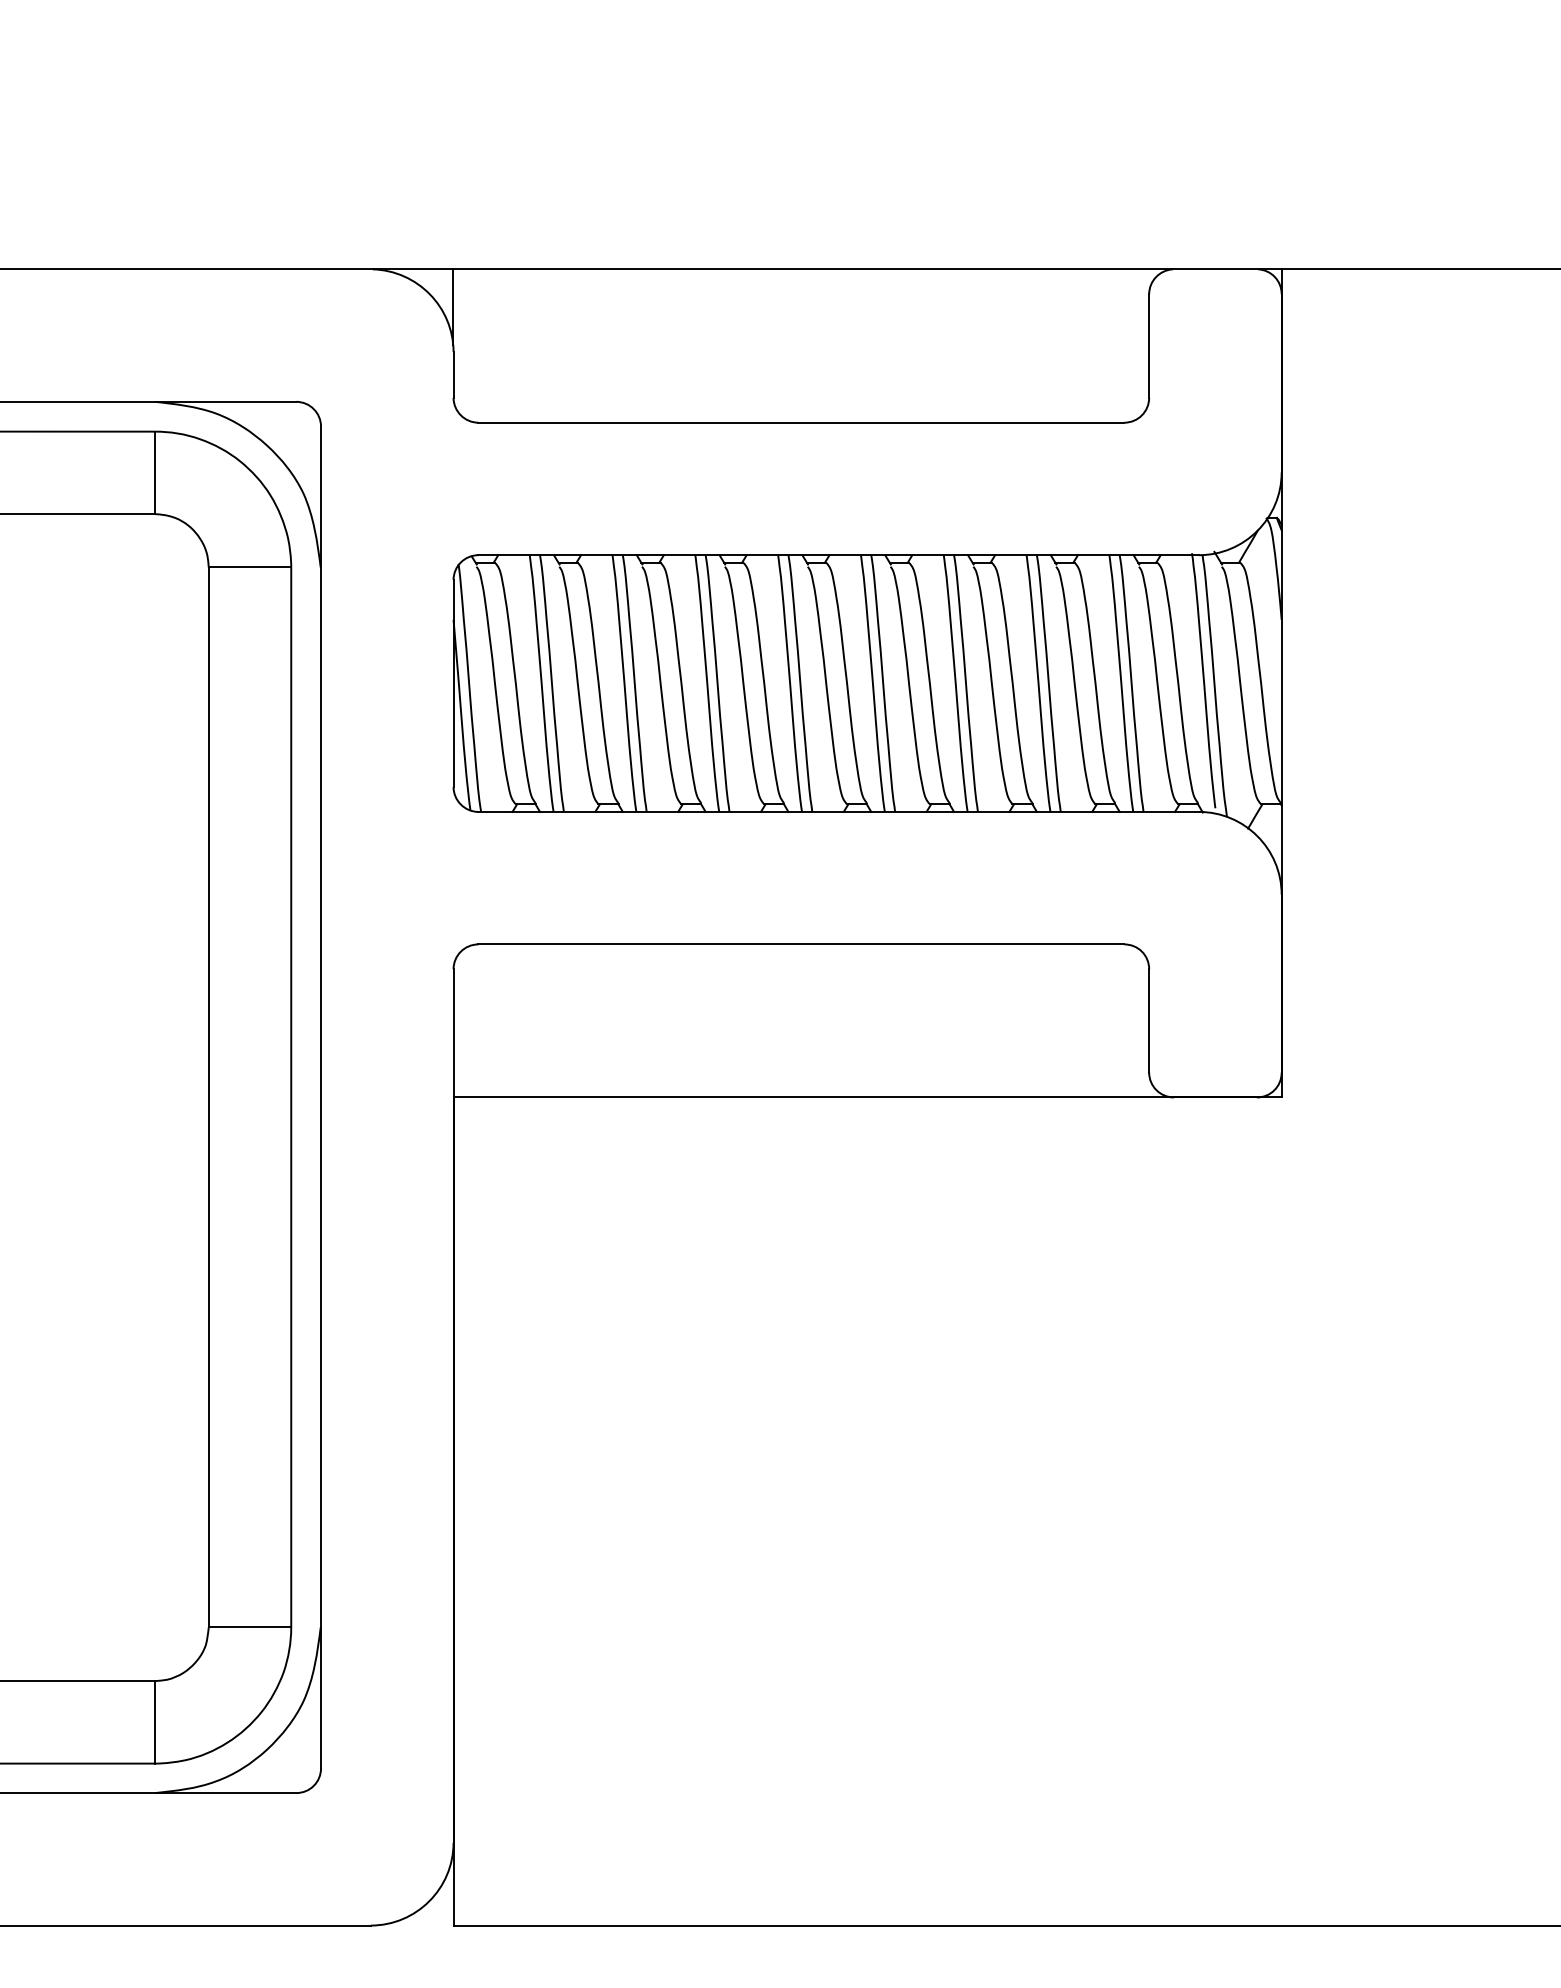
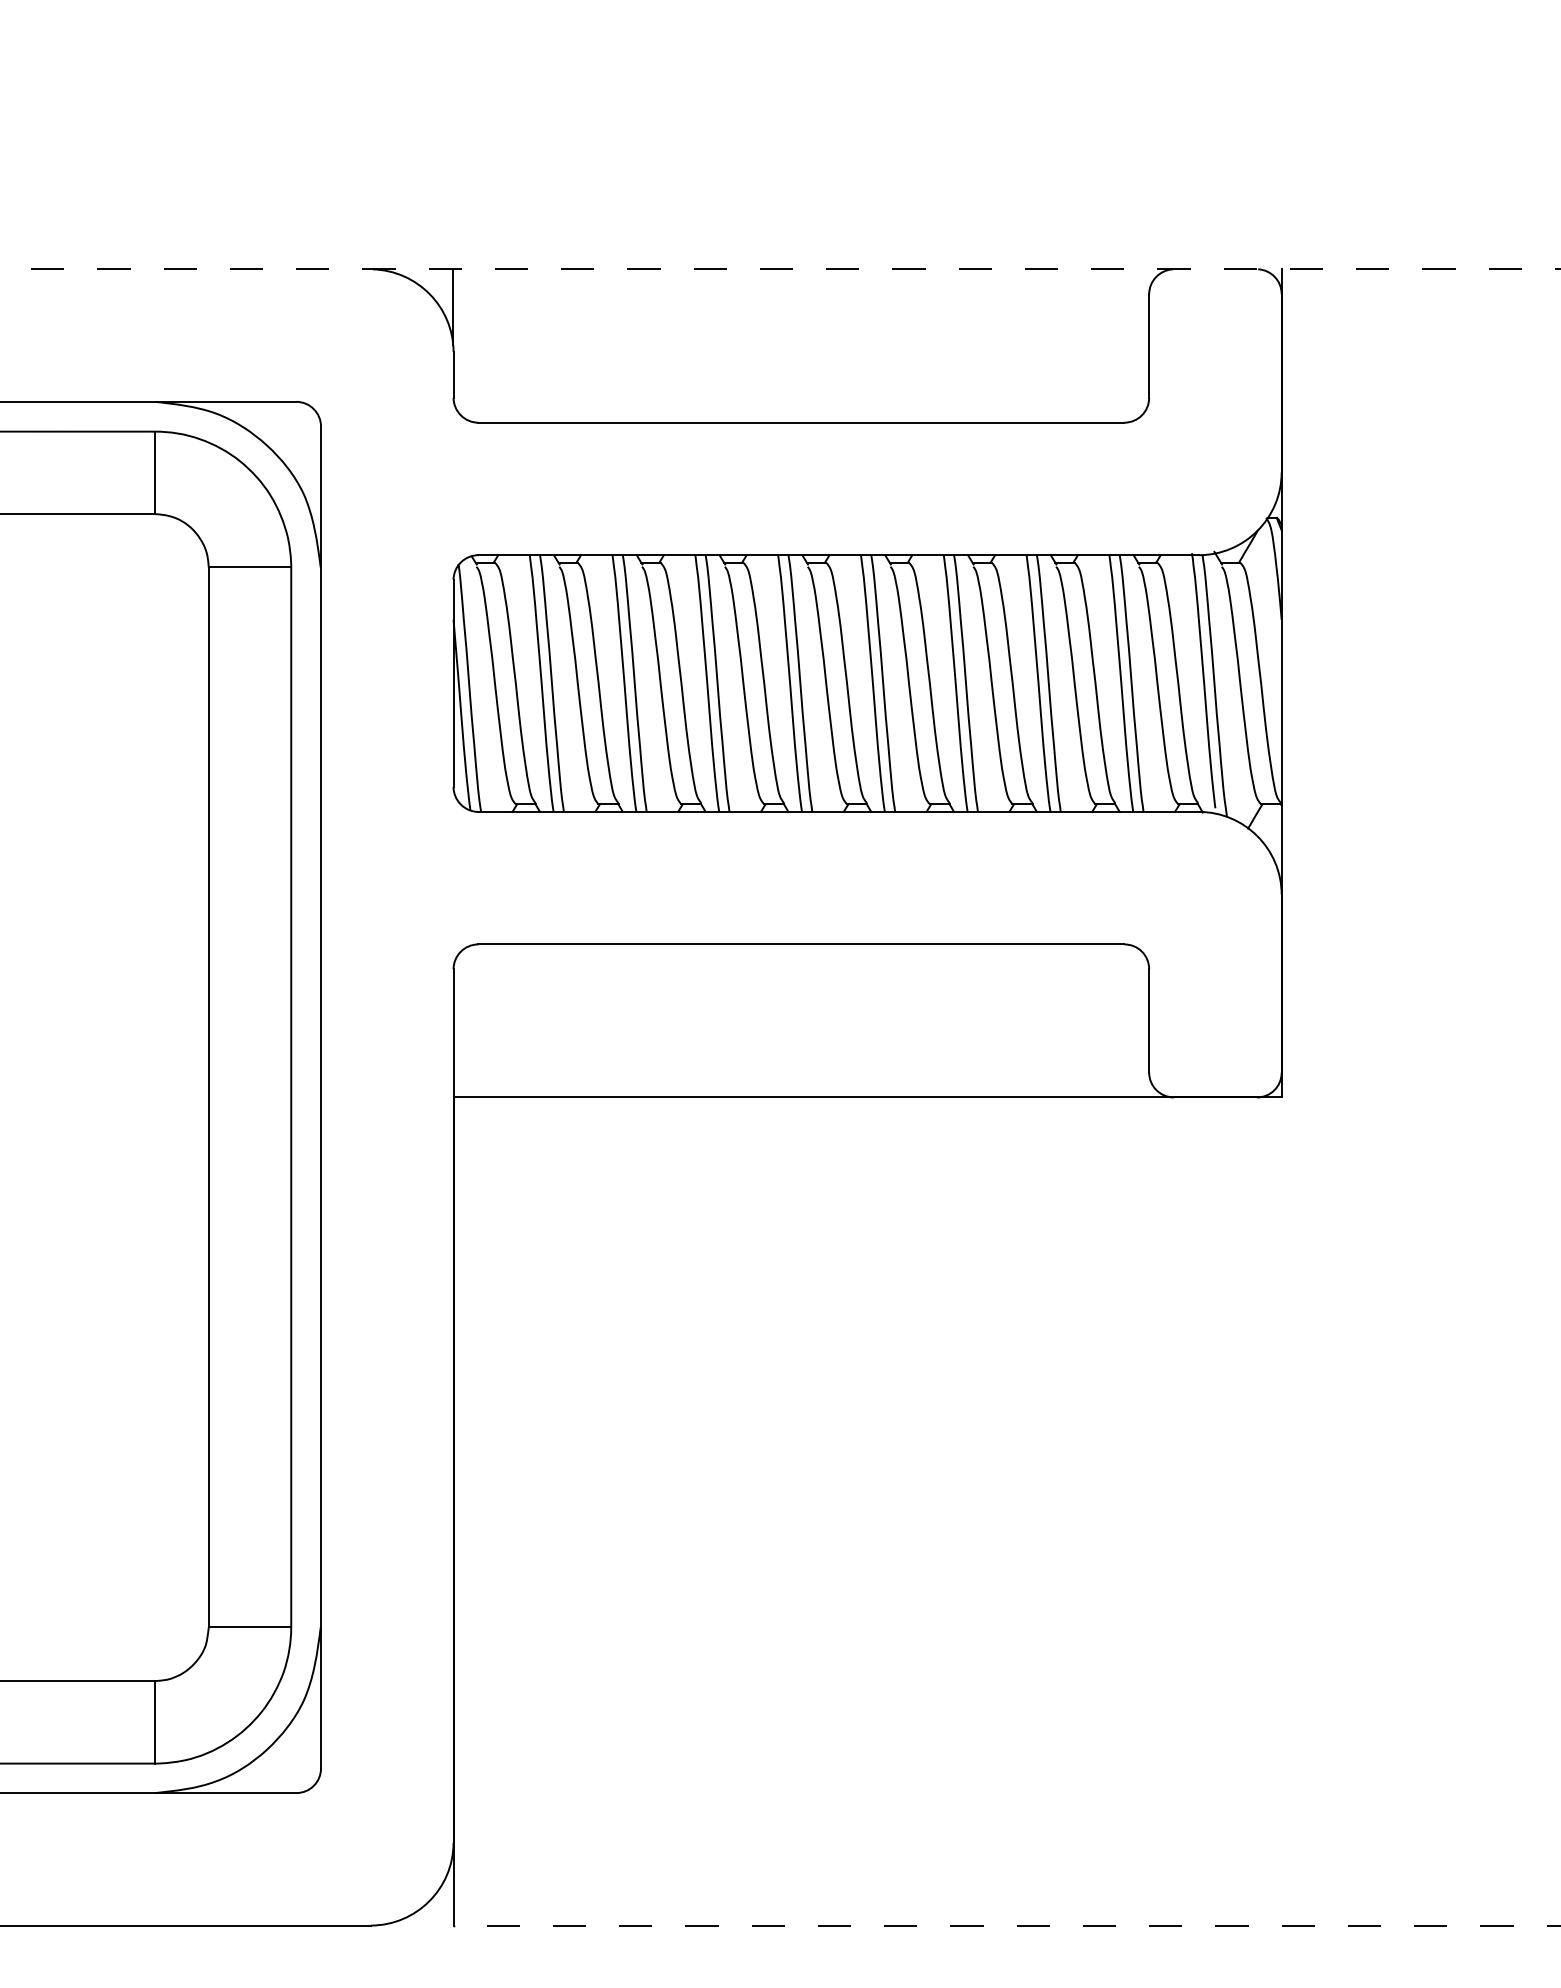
line: solid -> dashed (780, 269)
line: solid -> dashed (1006, 1925)
